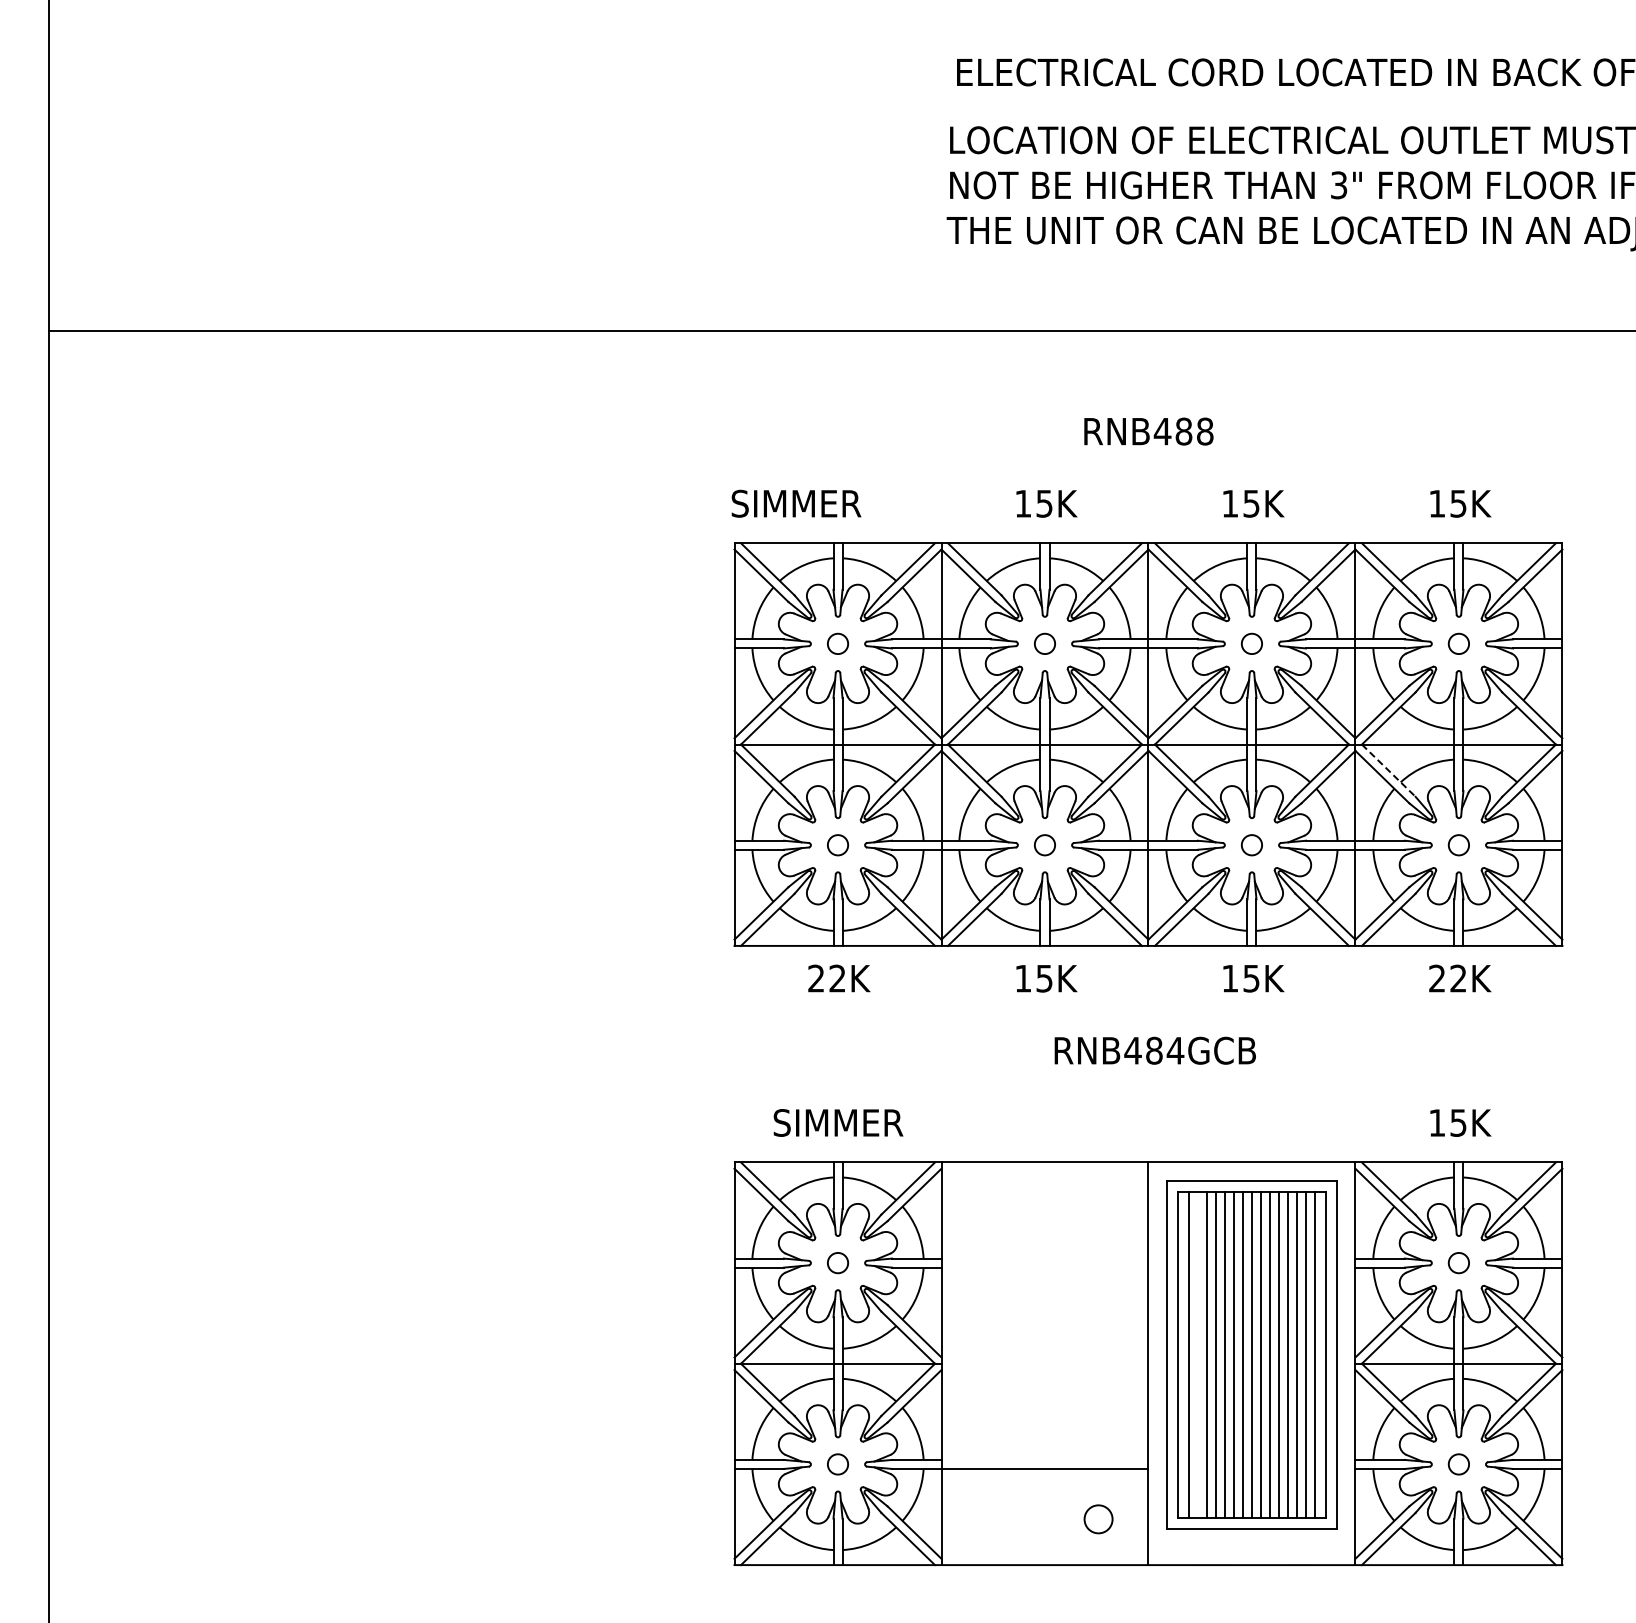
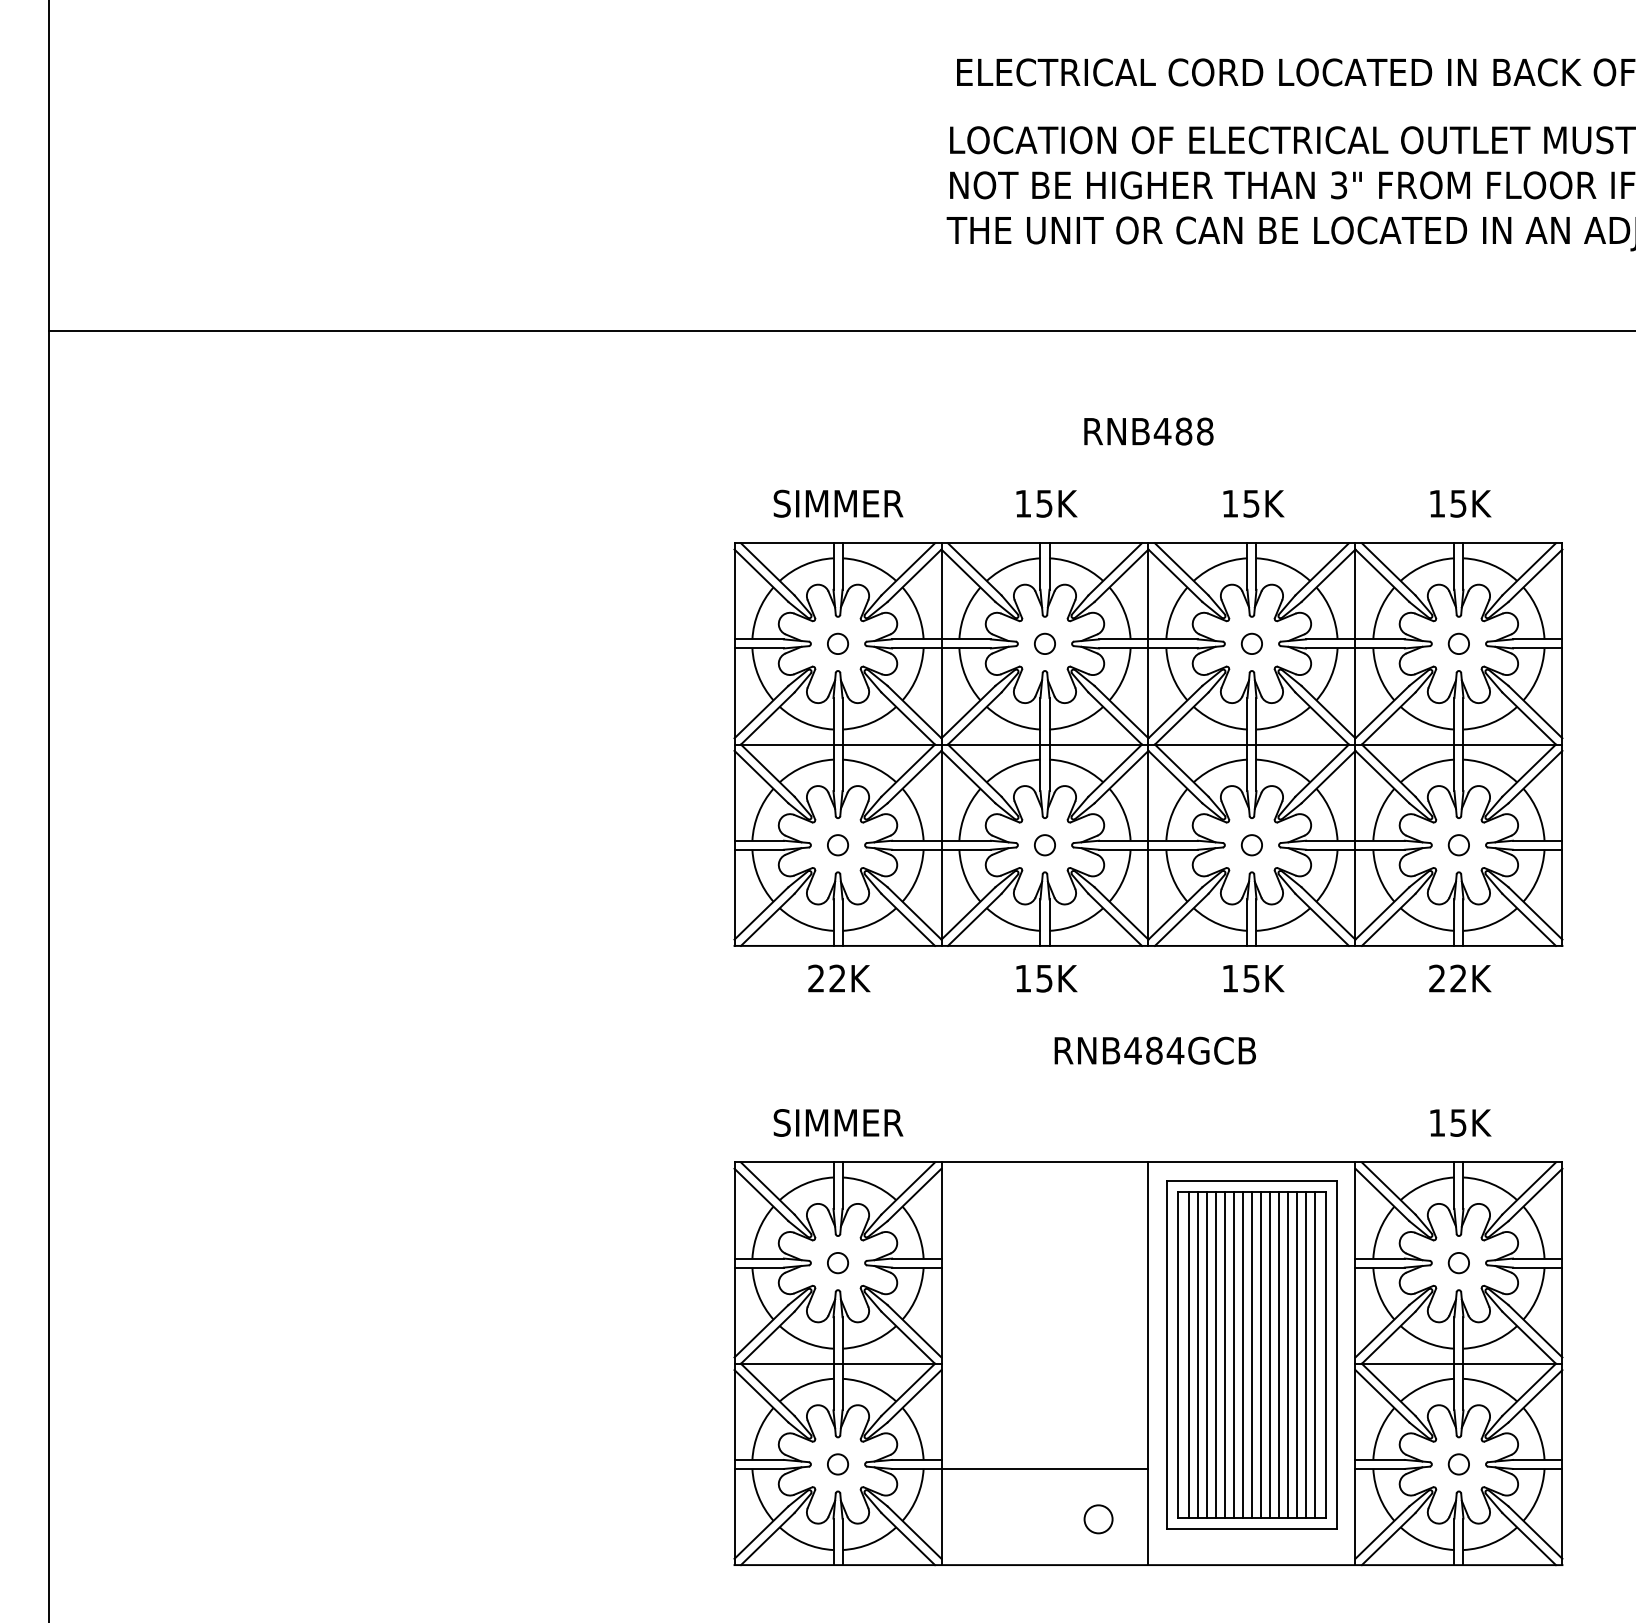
text position: (796, 503) -> (838, 503) (838, 503)
line: dashed -> solid (1389, 771)
line: none -> present (1197, 1354)
